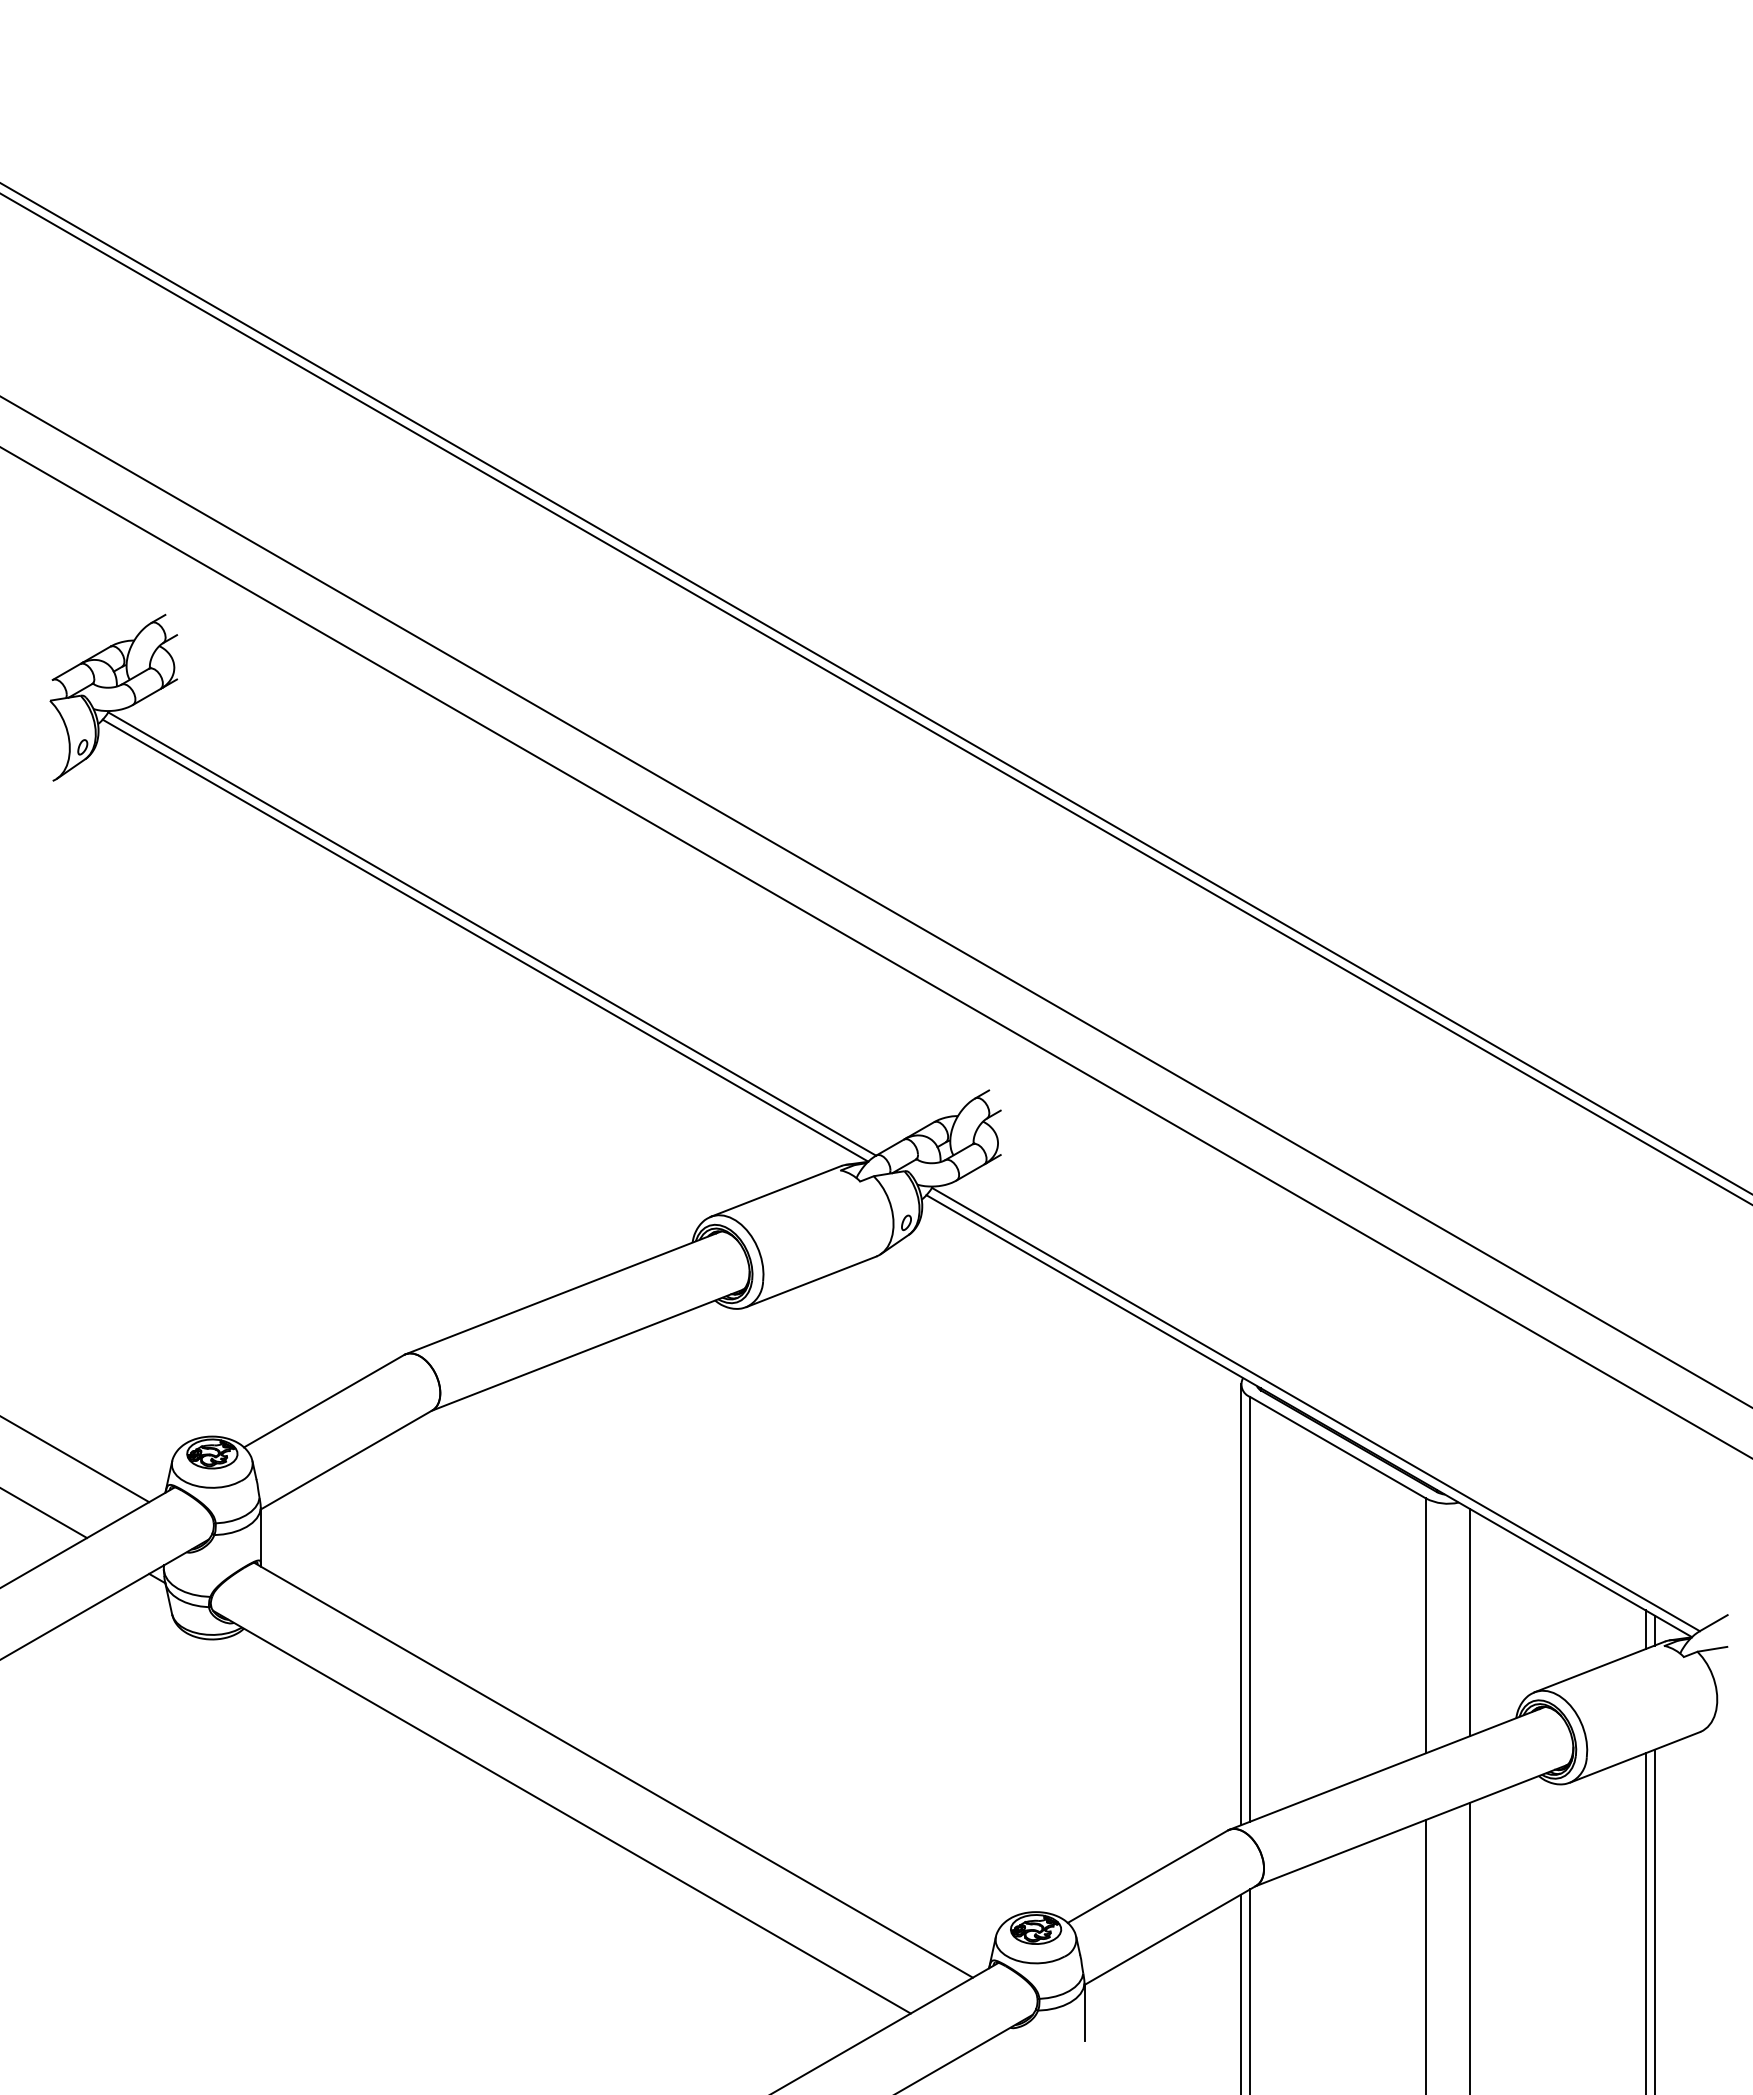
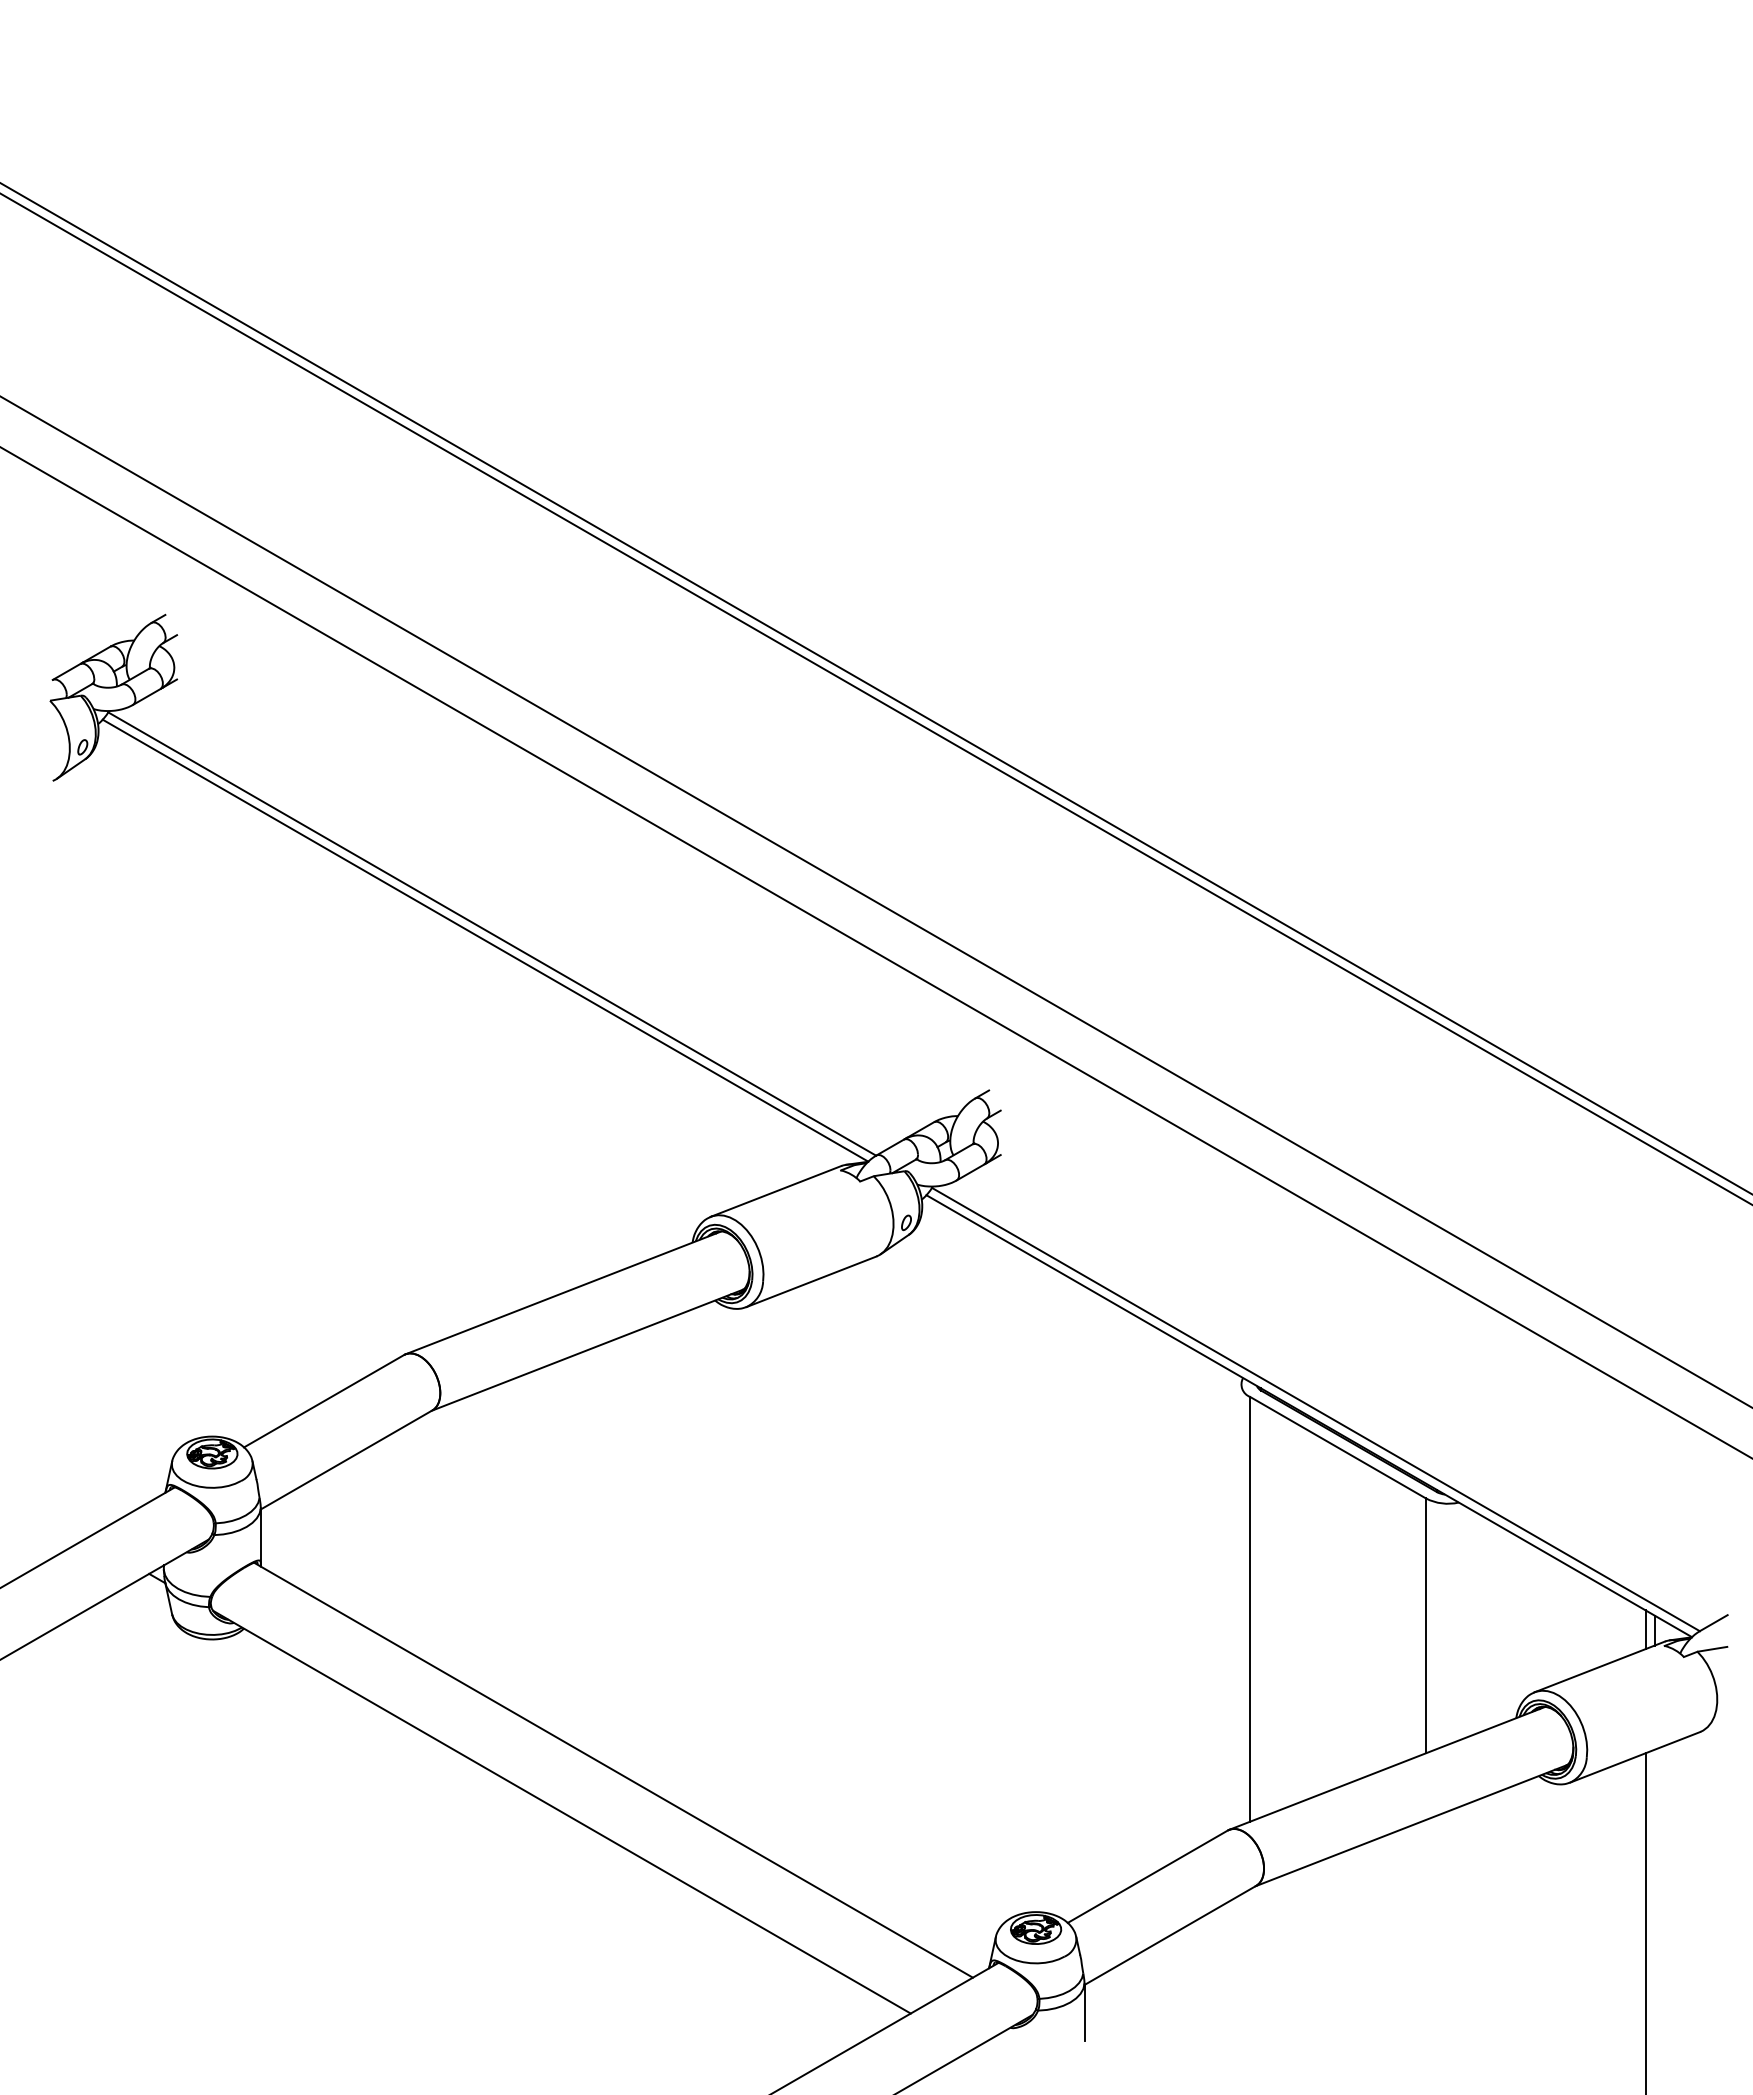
line: present -> none (75, 1459)
line: present -> none (44, 1513)
line: present -> none (1241, 1604)
line: present -> none (1469, 1622)
line: present -> none (1654, 1920)
line: present -> none (1469, 1946)
line: present -> none (1425, 1955)
line: present -> none (1250, 1990)
line: present -> none (1241, 1992)
